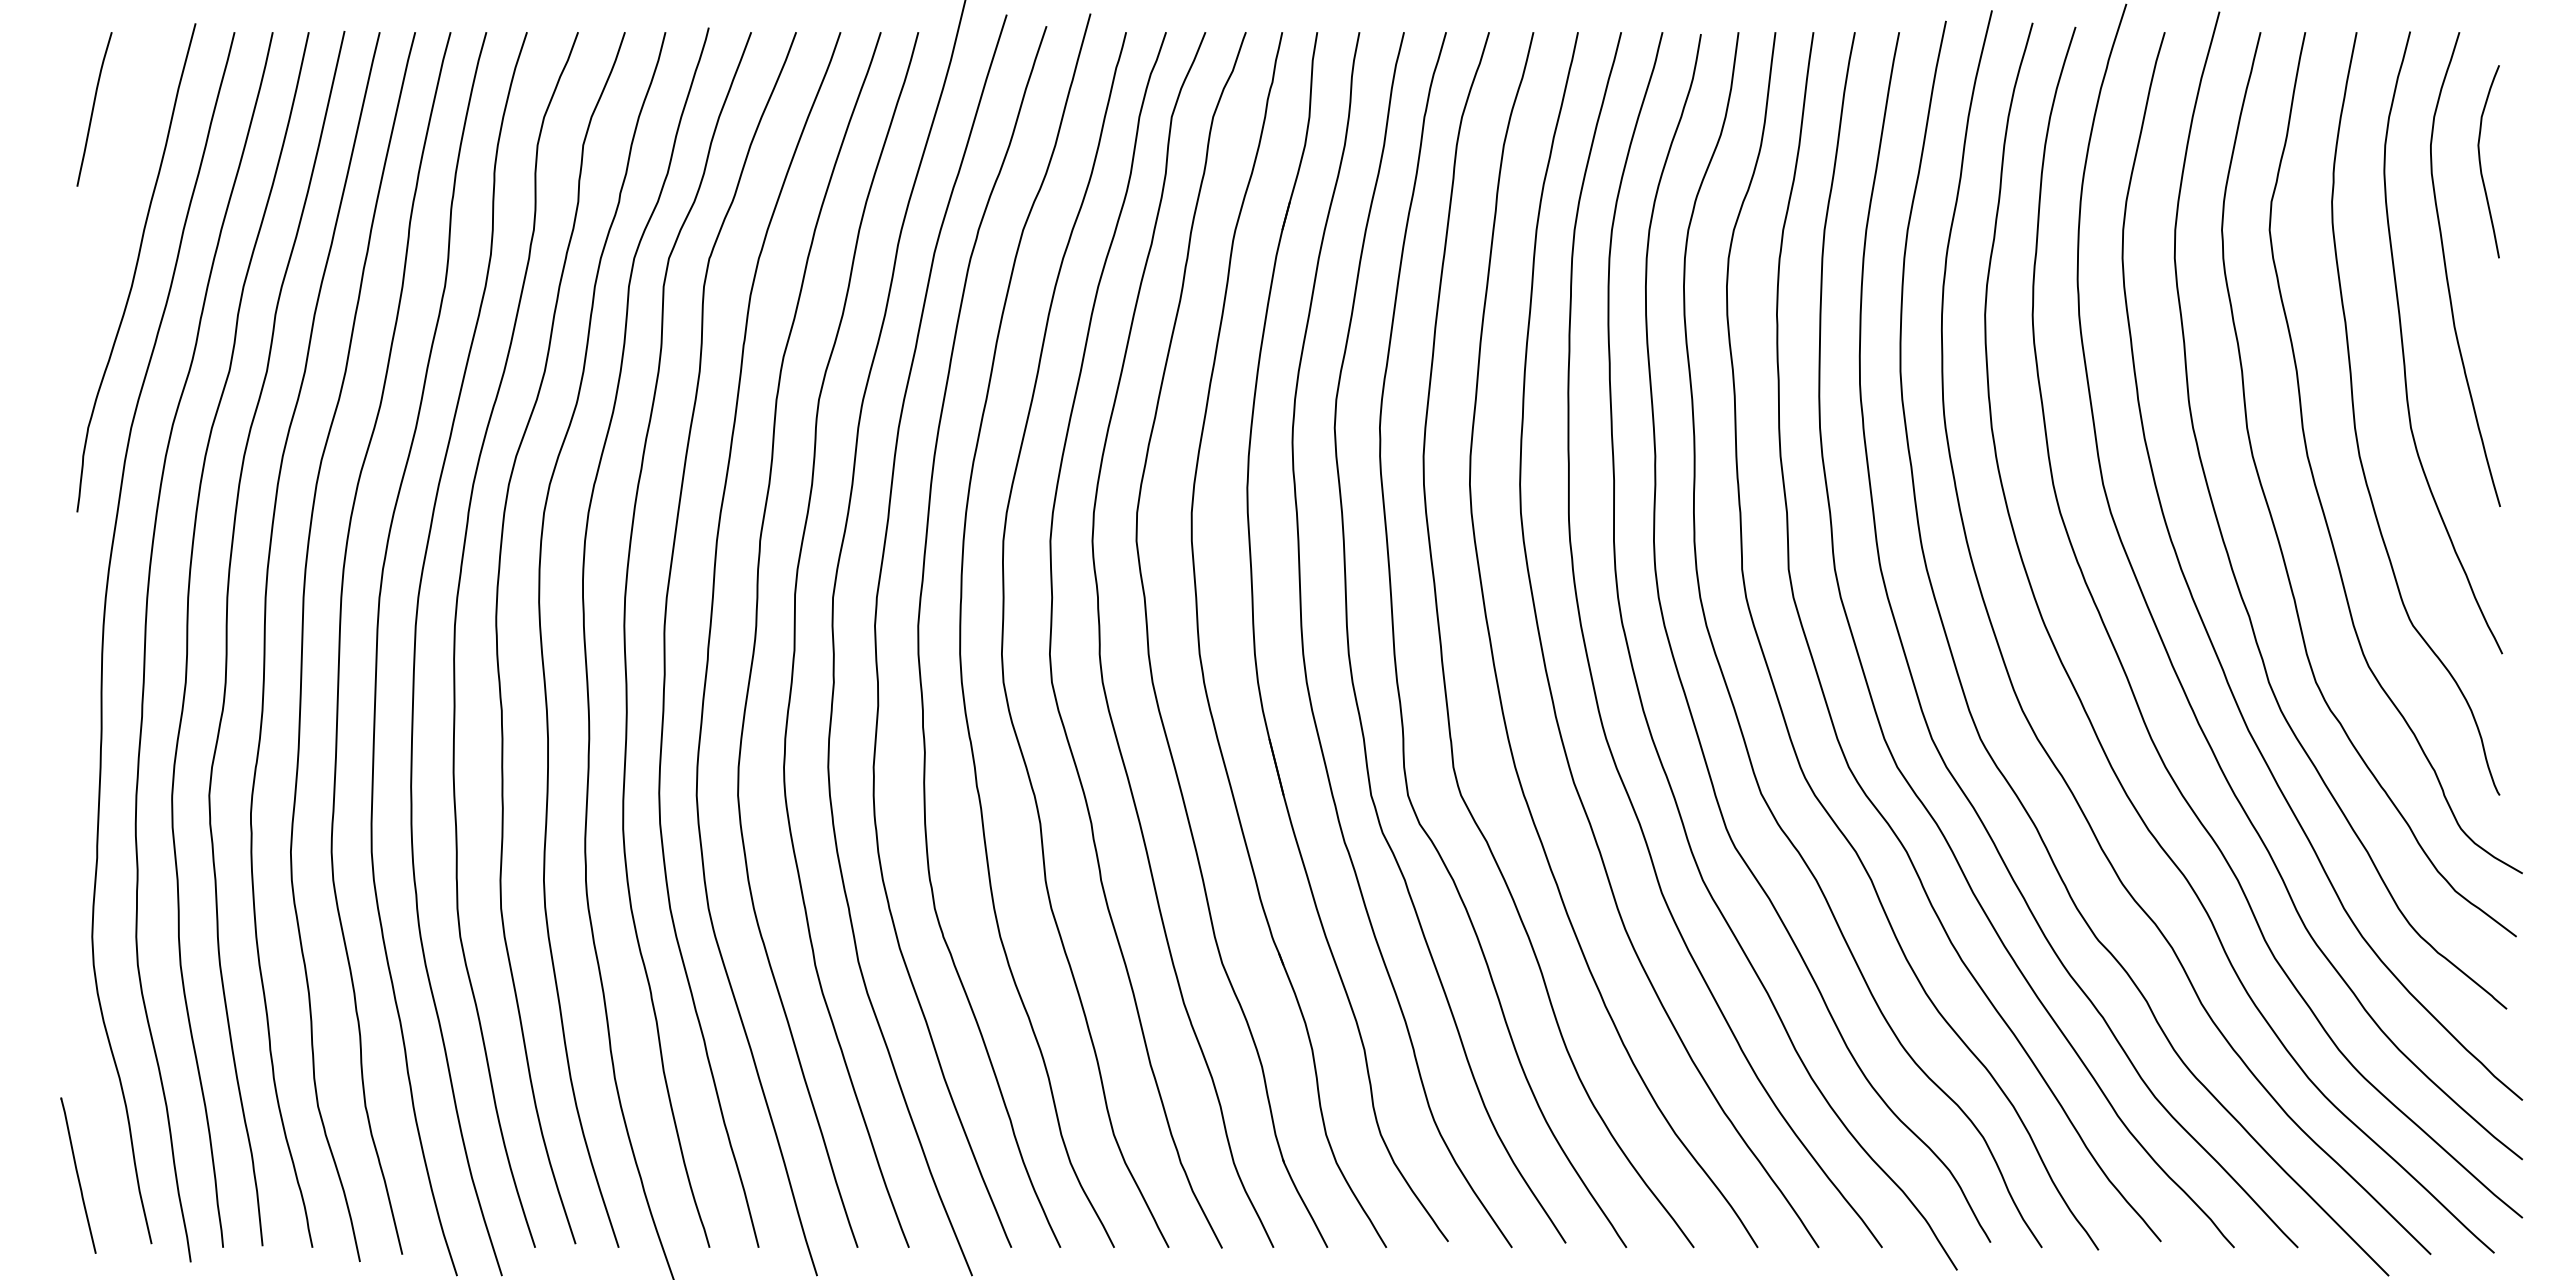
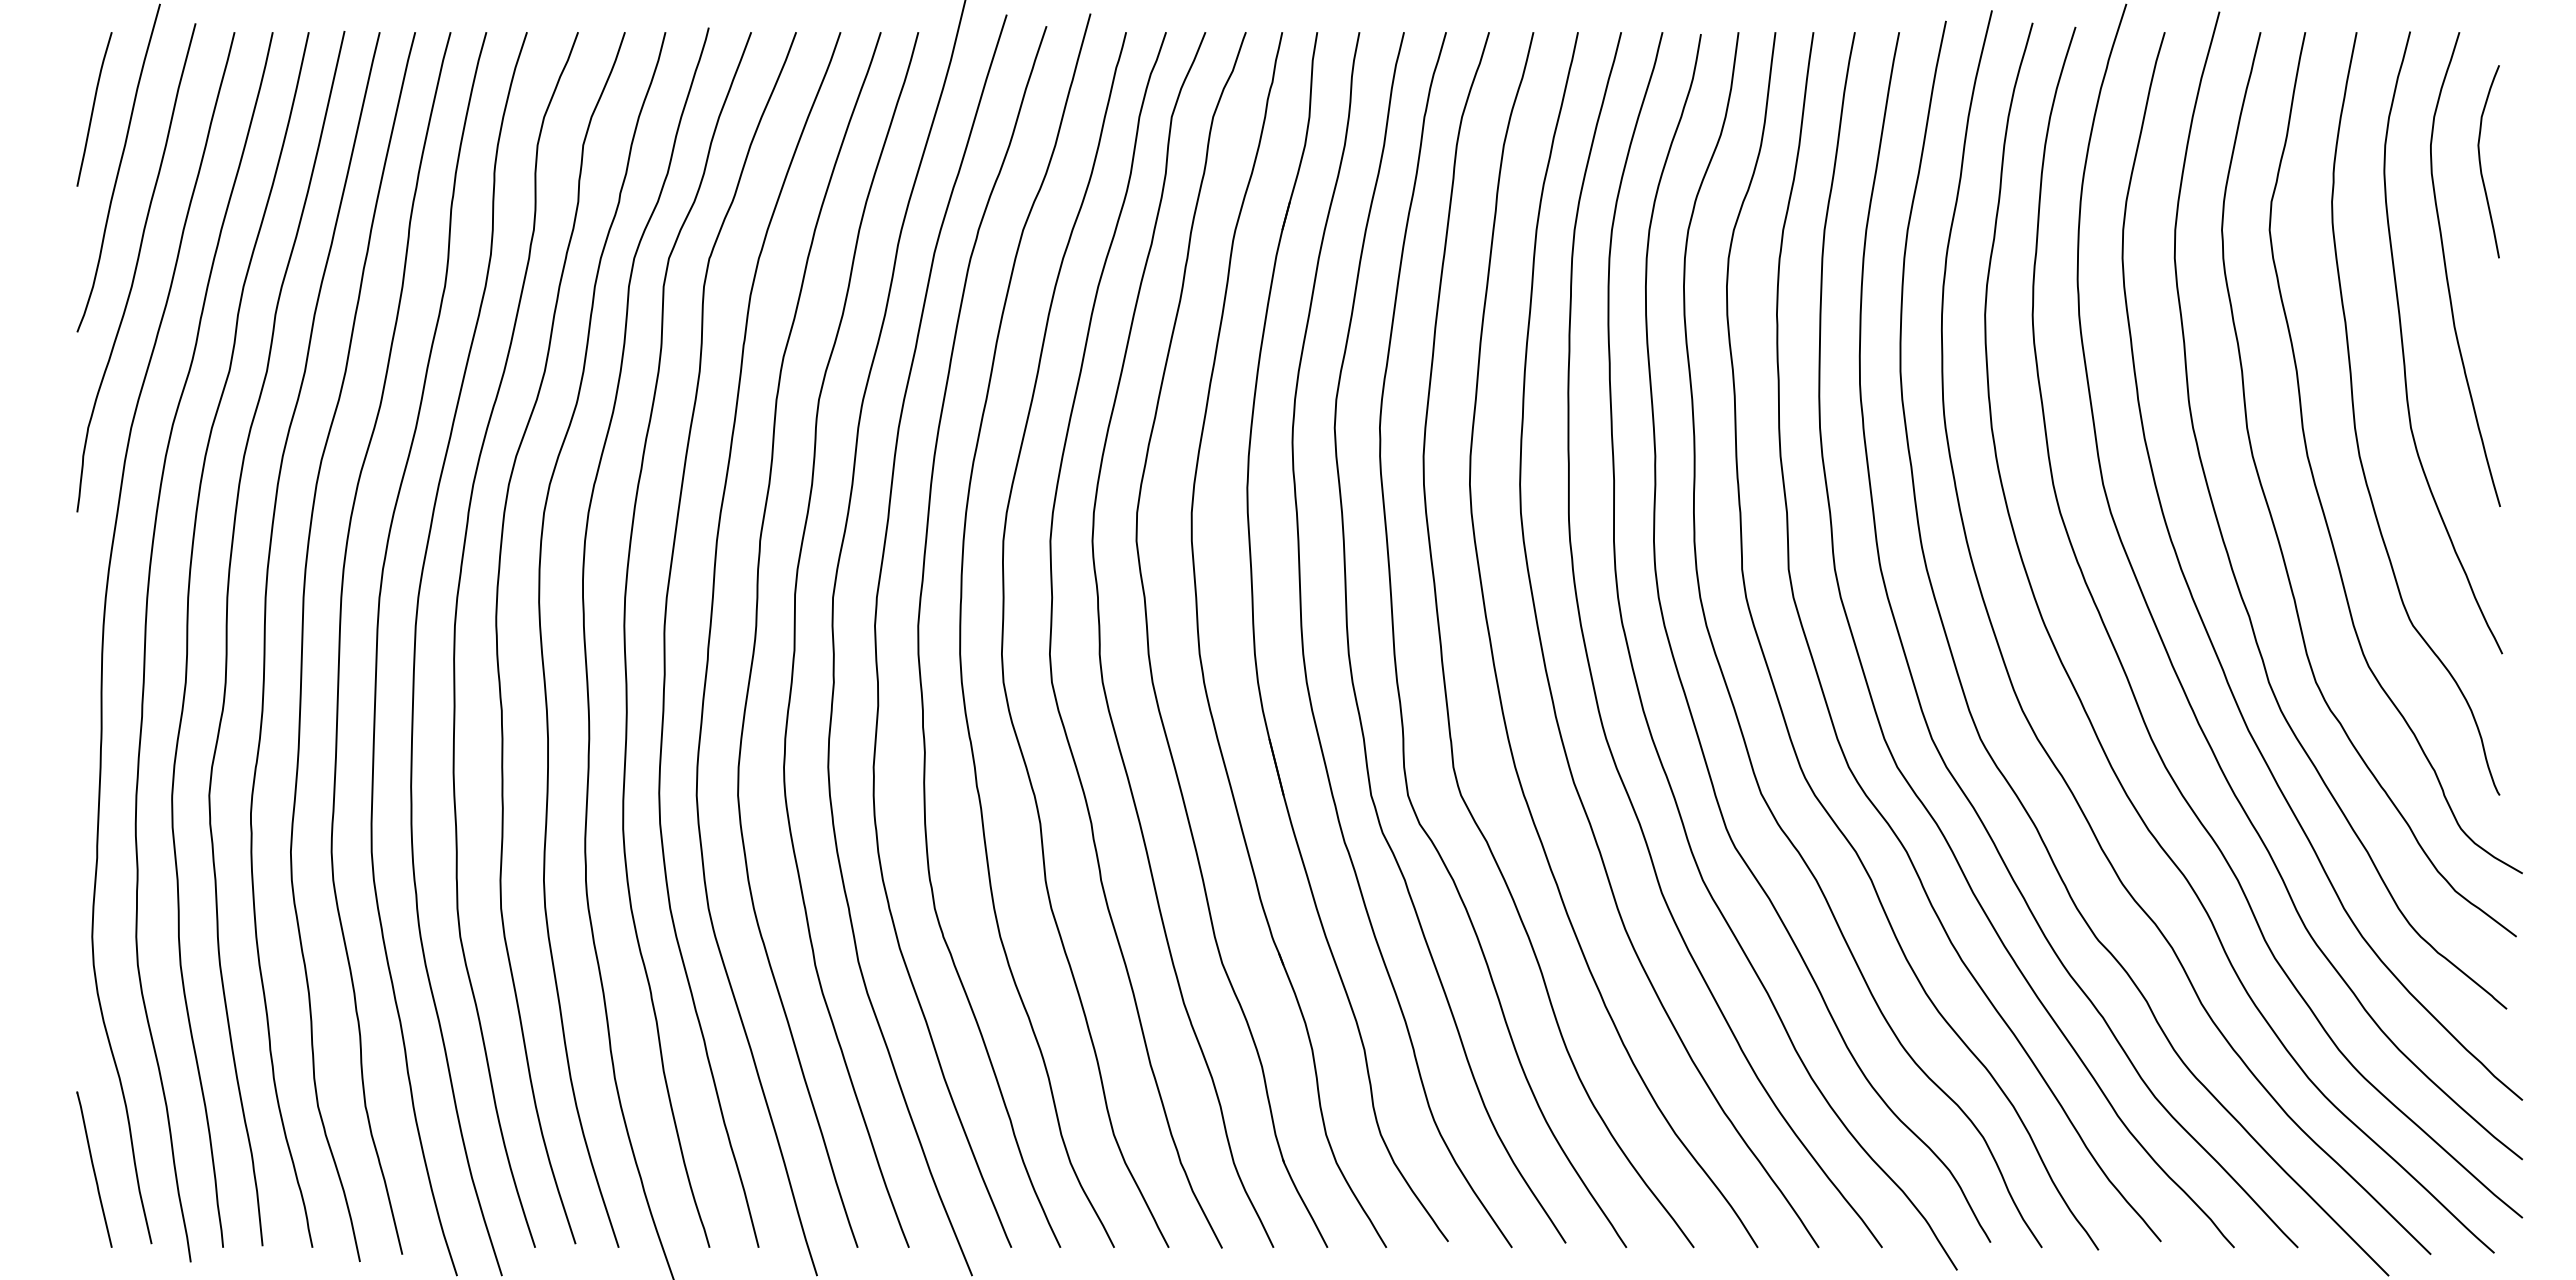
curve: none -> present (118, 167)
line position: (78, 1175) -> (94, 1169) (94, 1169)
